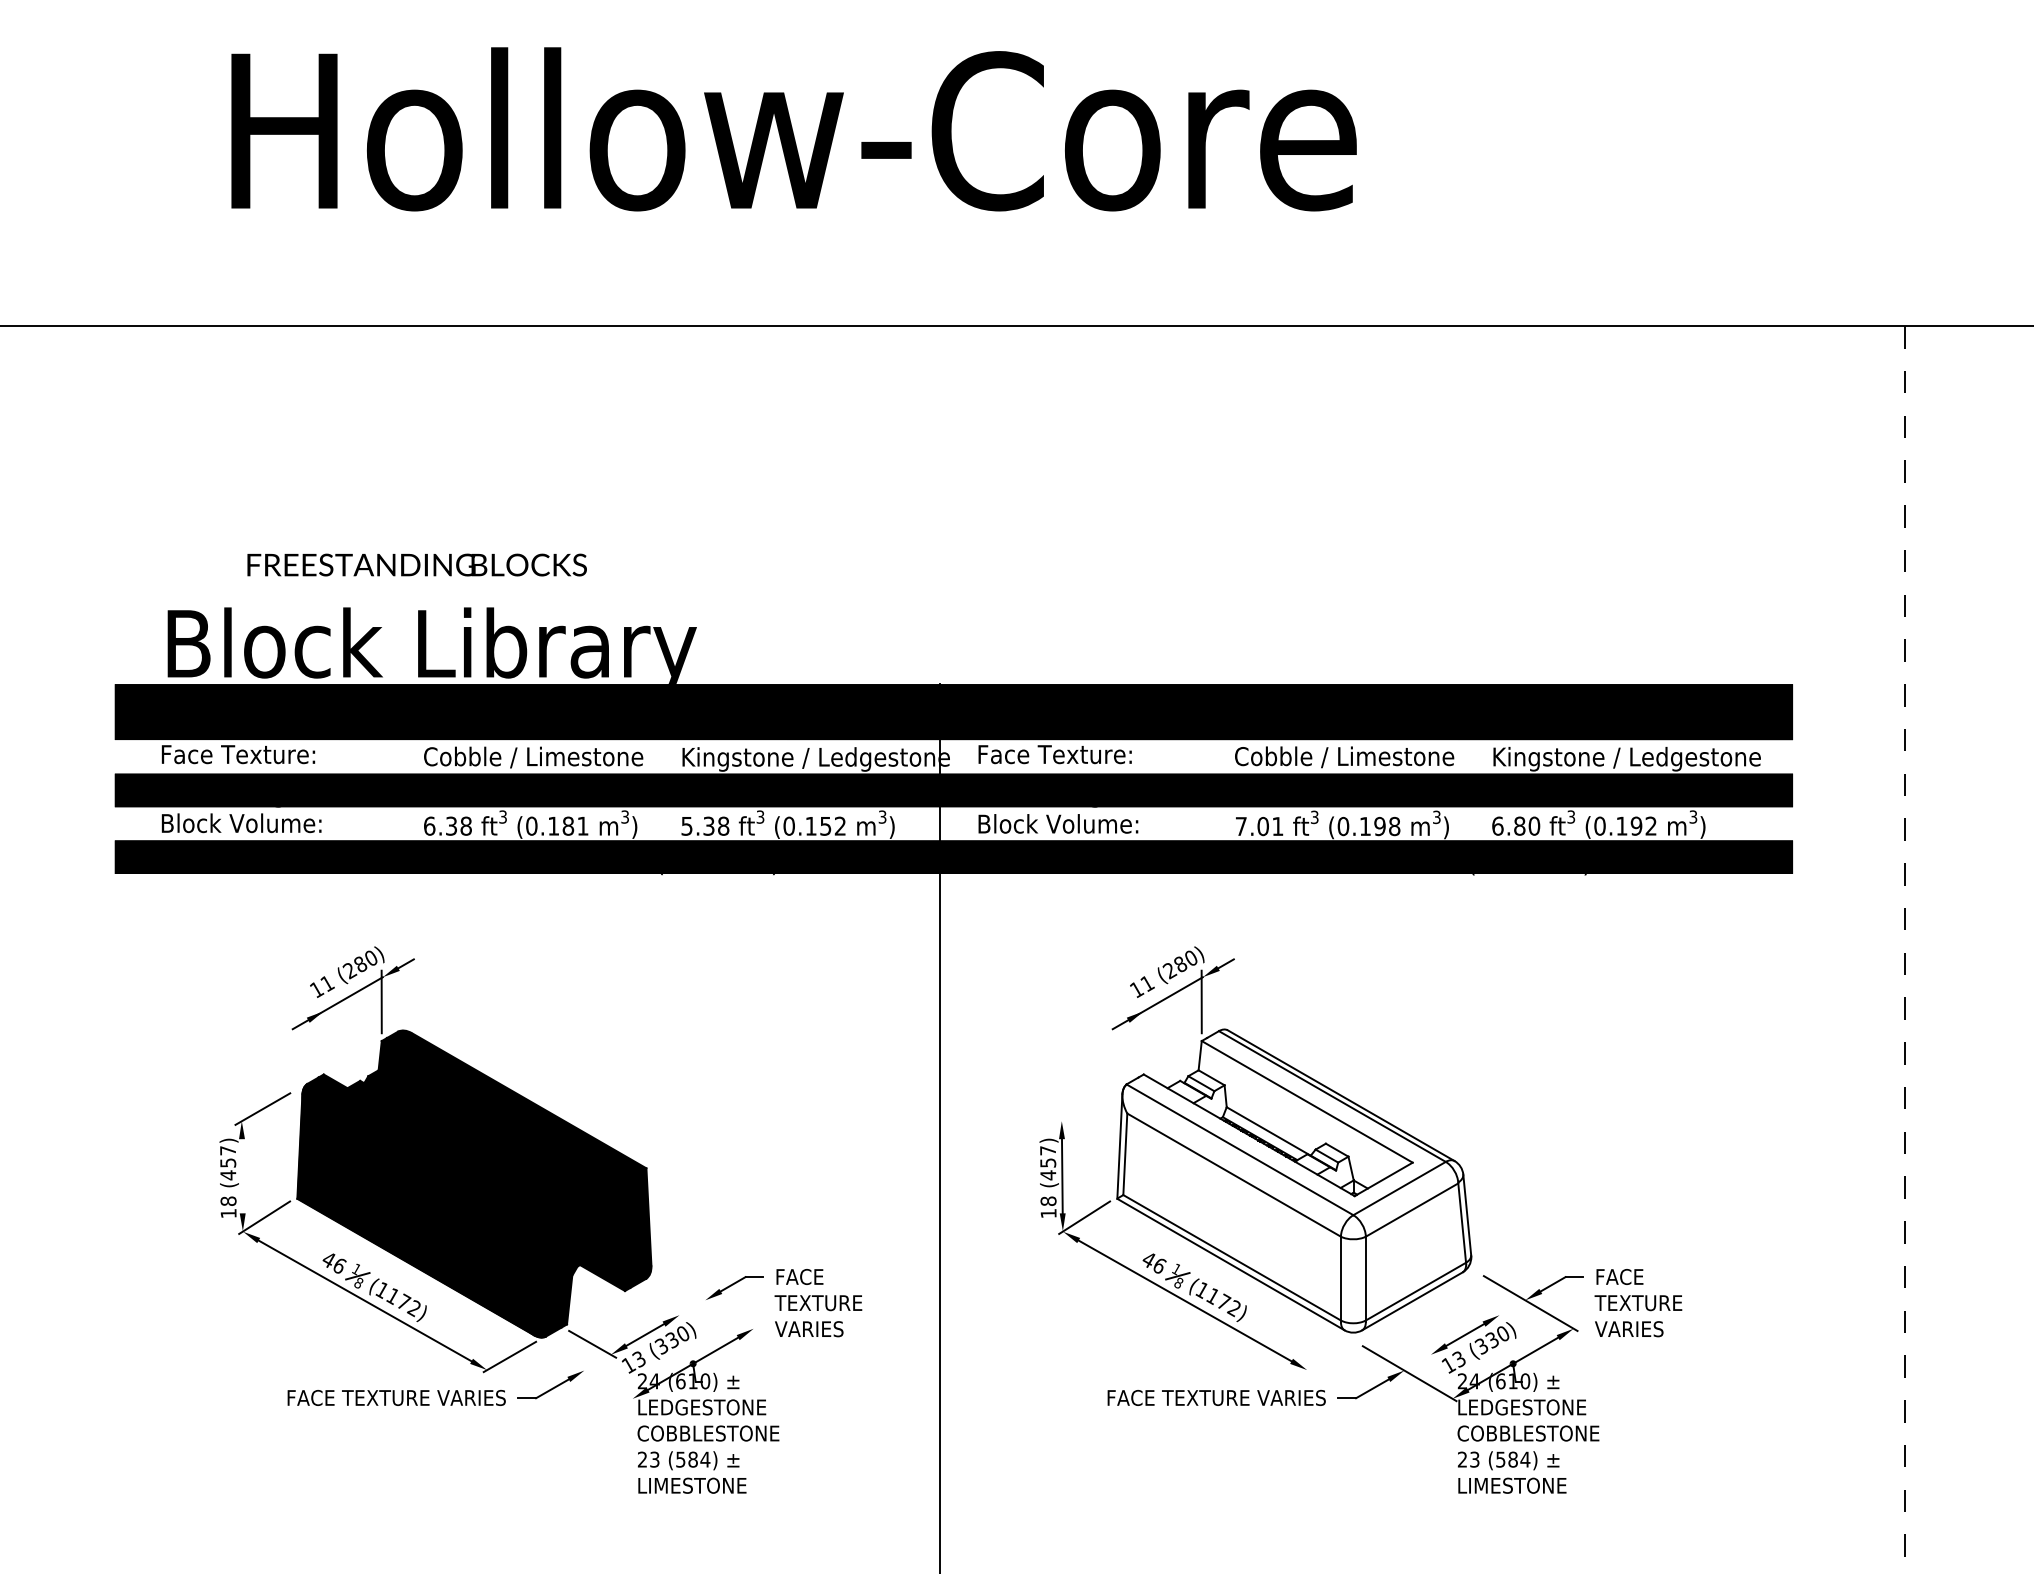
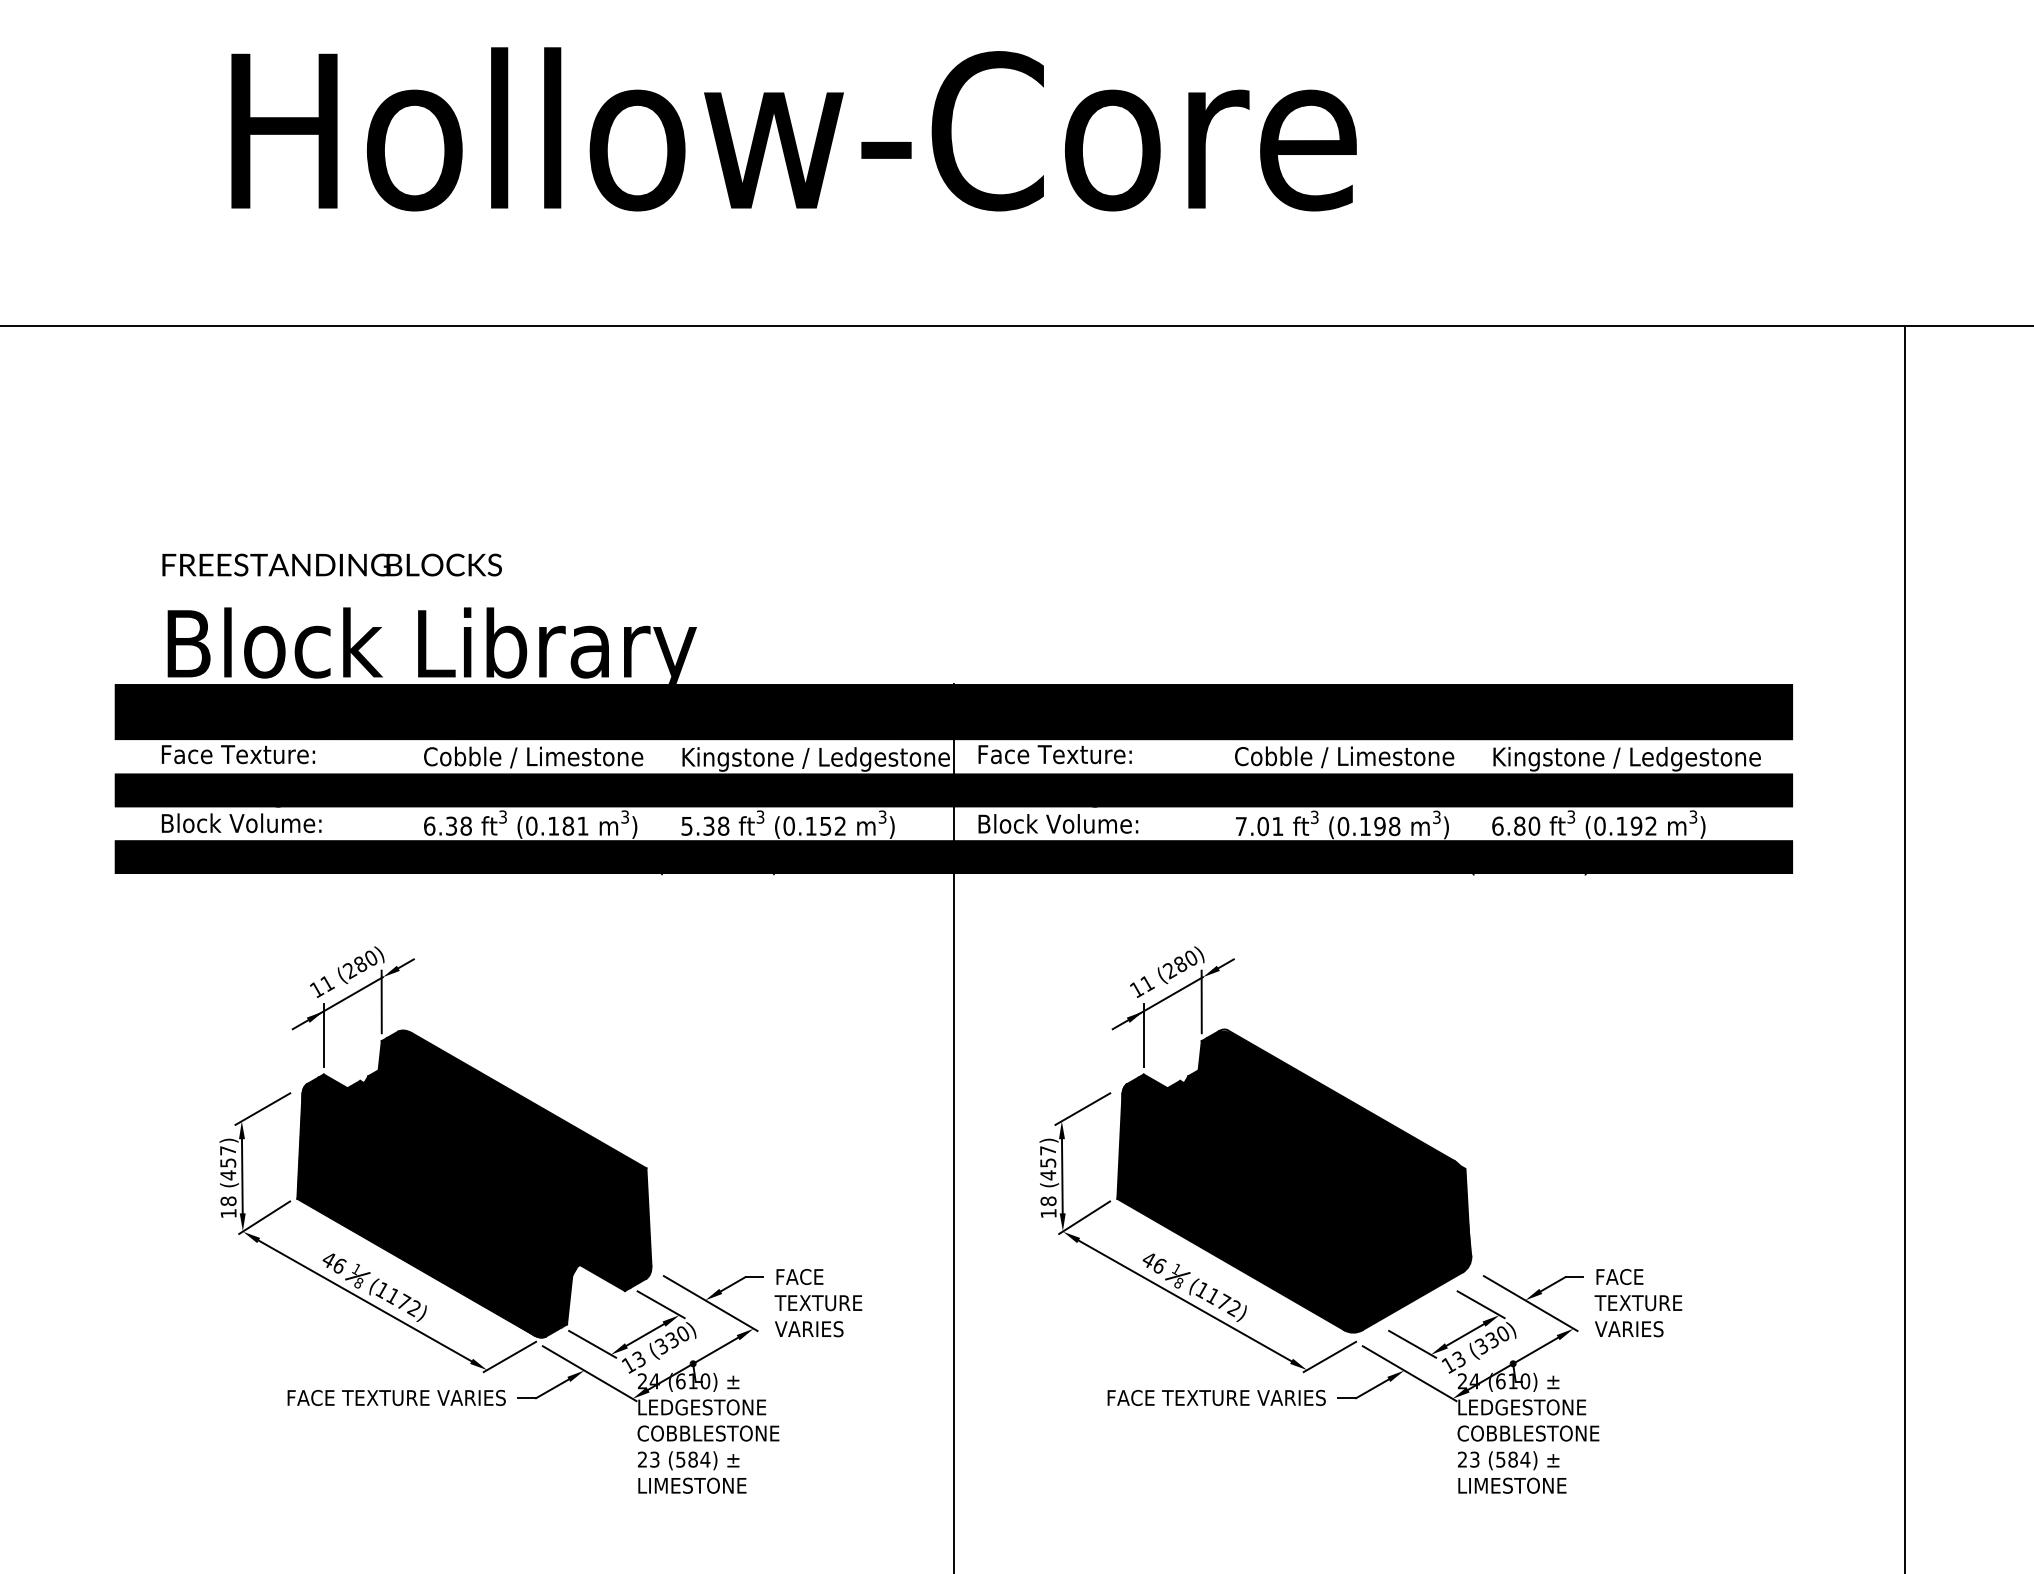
text position: (416, 564) -> (331, 564) (331, 564)
line: dashed -> solid (1904, 949)
line: none -> present (323, 1035)
line: none -> present (1143, 1035)
line: none -> present (1082, 1108)
line position: (939, 1127) -> (953, 1127) (953, 1127)
line: none -> present (242, 1176)
fill: none -> present (1294, 1181)
line: none -> present (710, 1303)
line: none -> present (660, 1304)
line: none -> present (1480, 1304)
line: none -> present (1412, 1343)
line: none -> present (1329, 1356)
line: none -> present (589, 1373)
